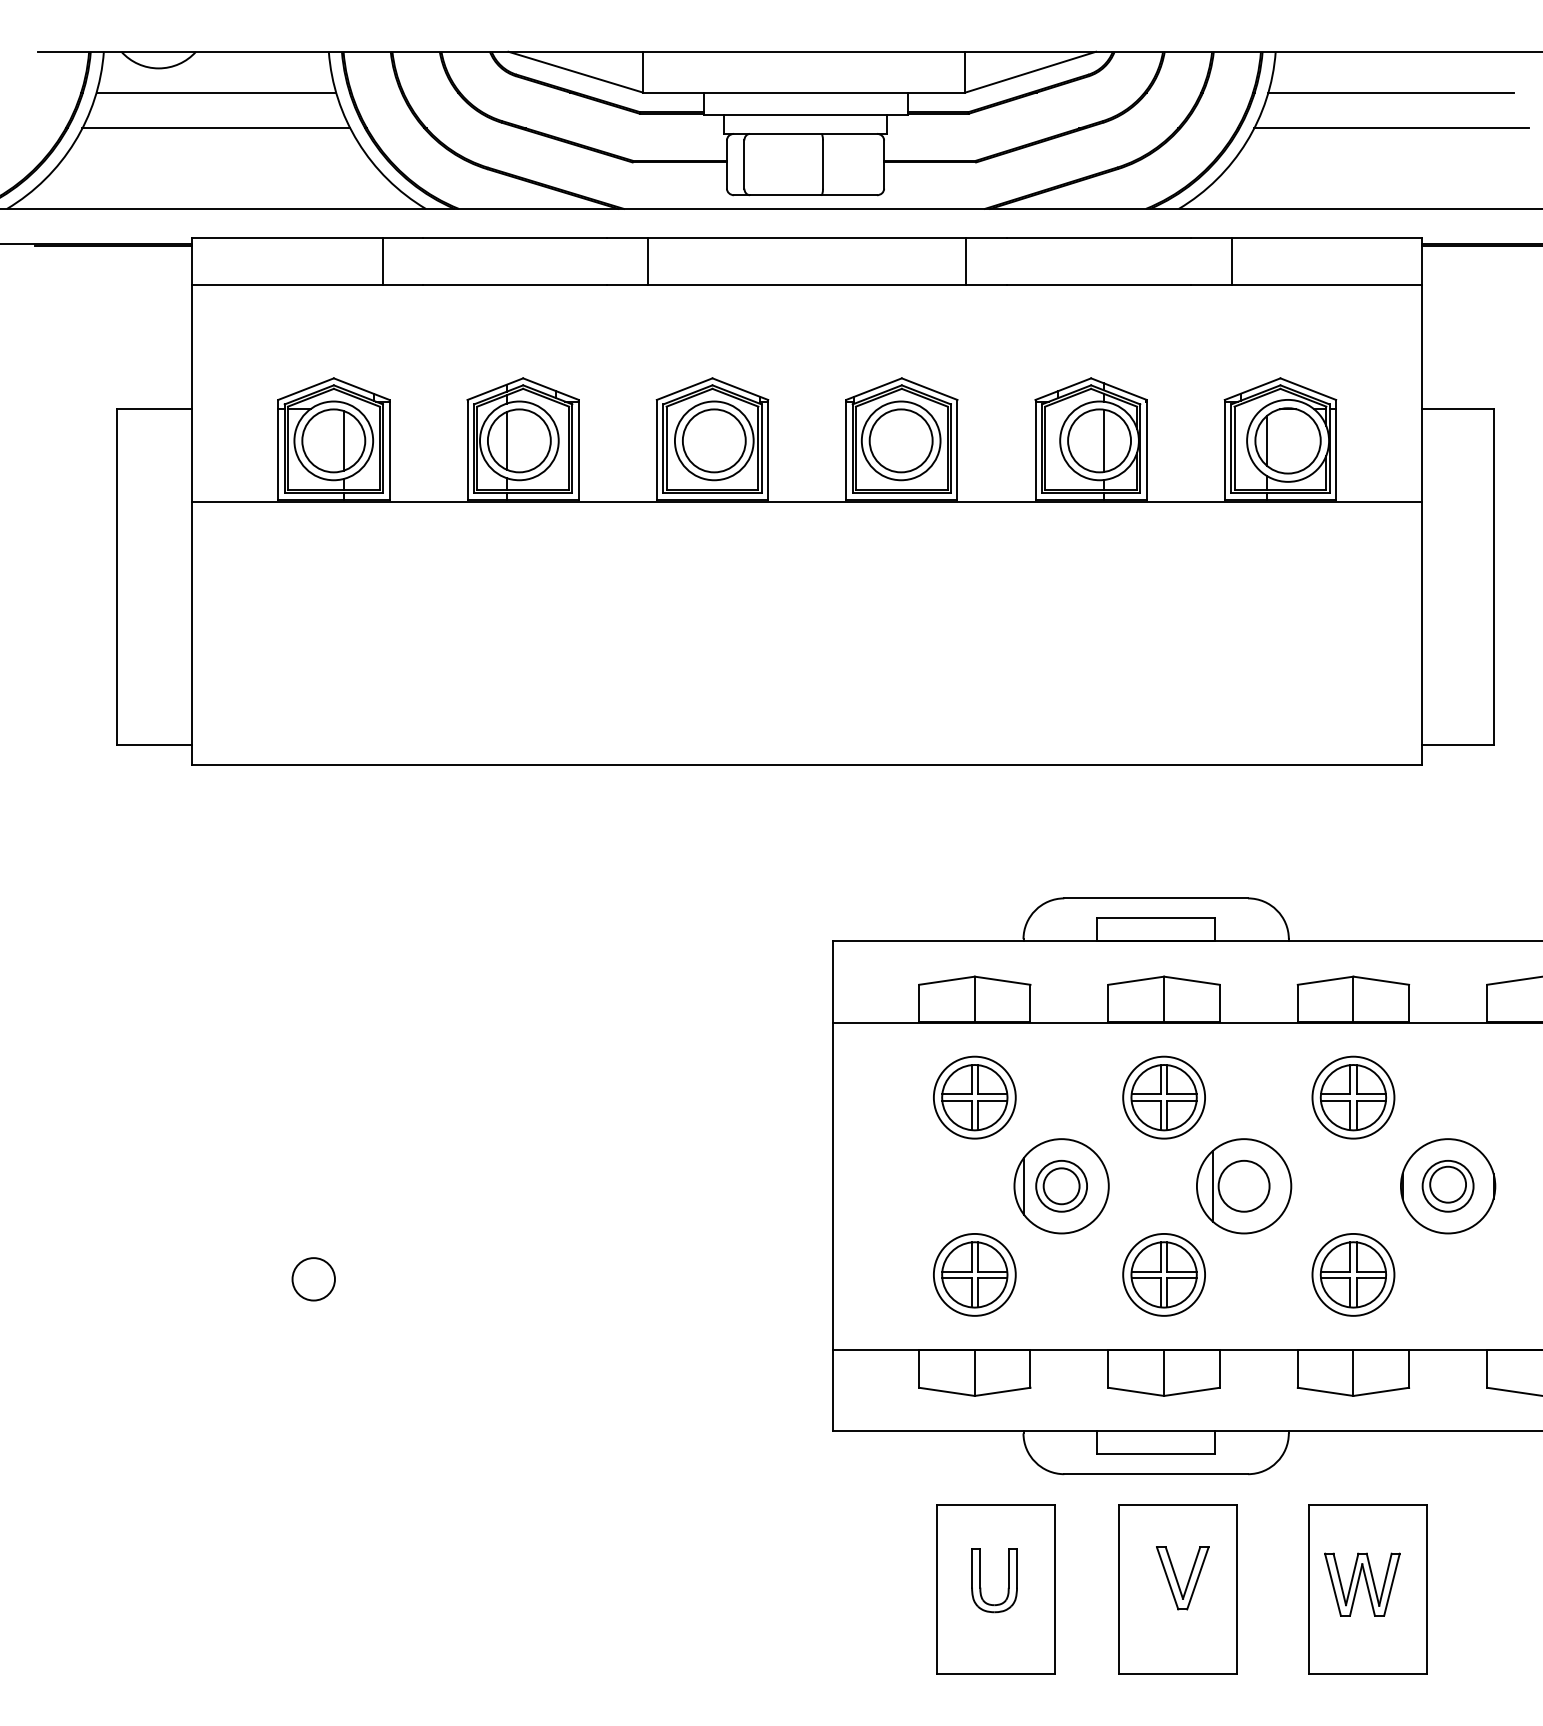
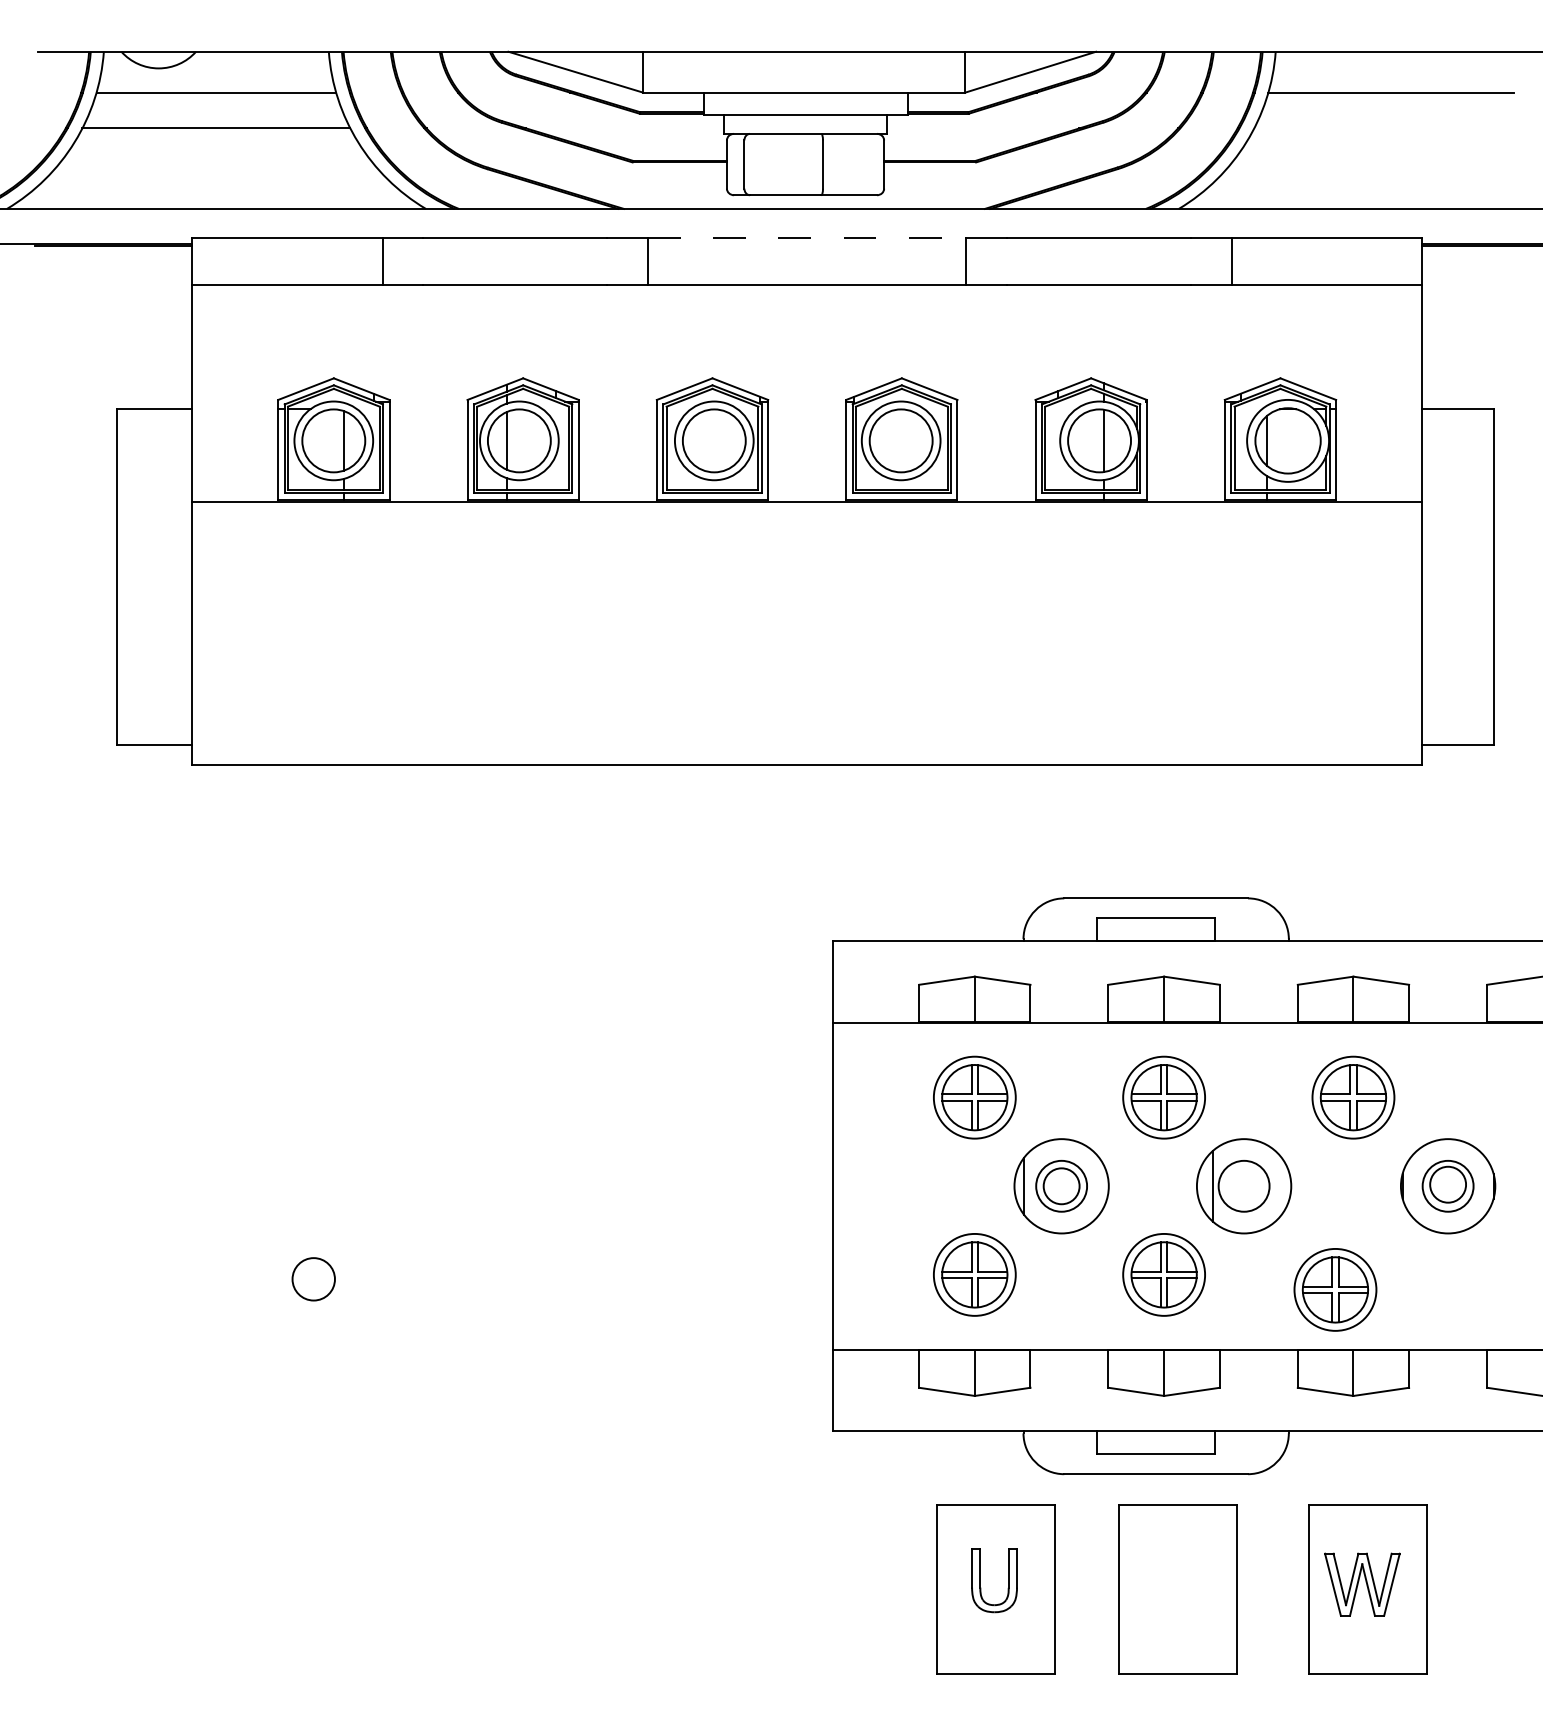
line: present -> none (1391, 128)
line: solid -> dashed (807, 237)
part position: (1353, 1274) -> (1335, 1289) (1335, 1289)
part: present -> none (1182, 1578)
